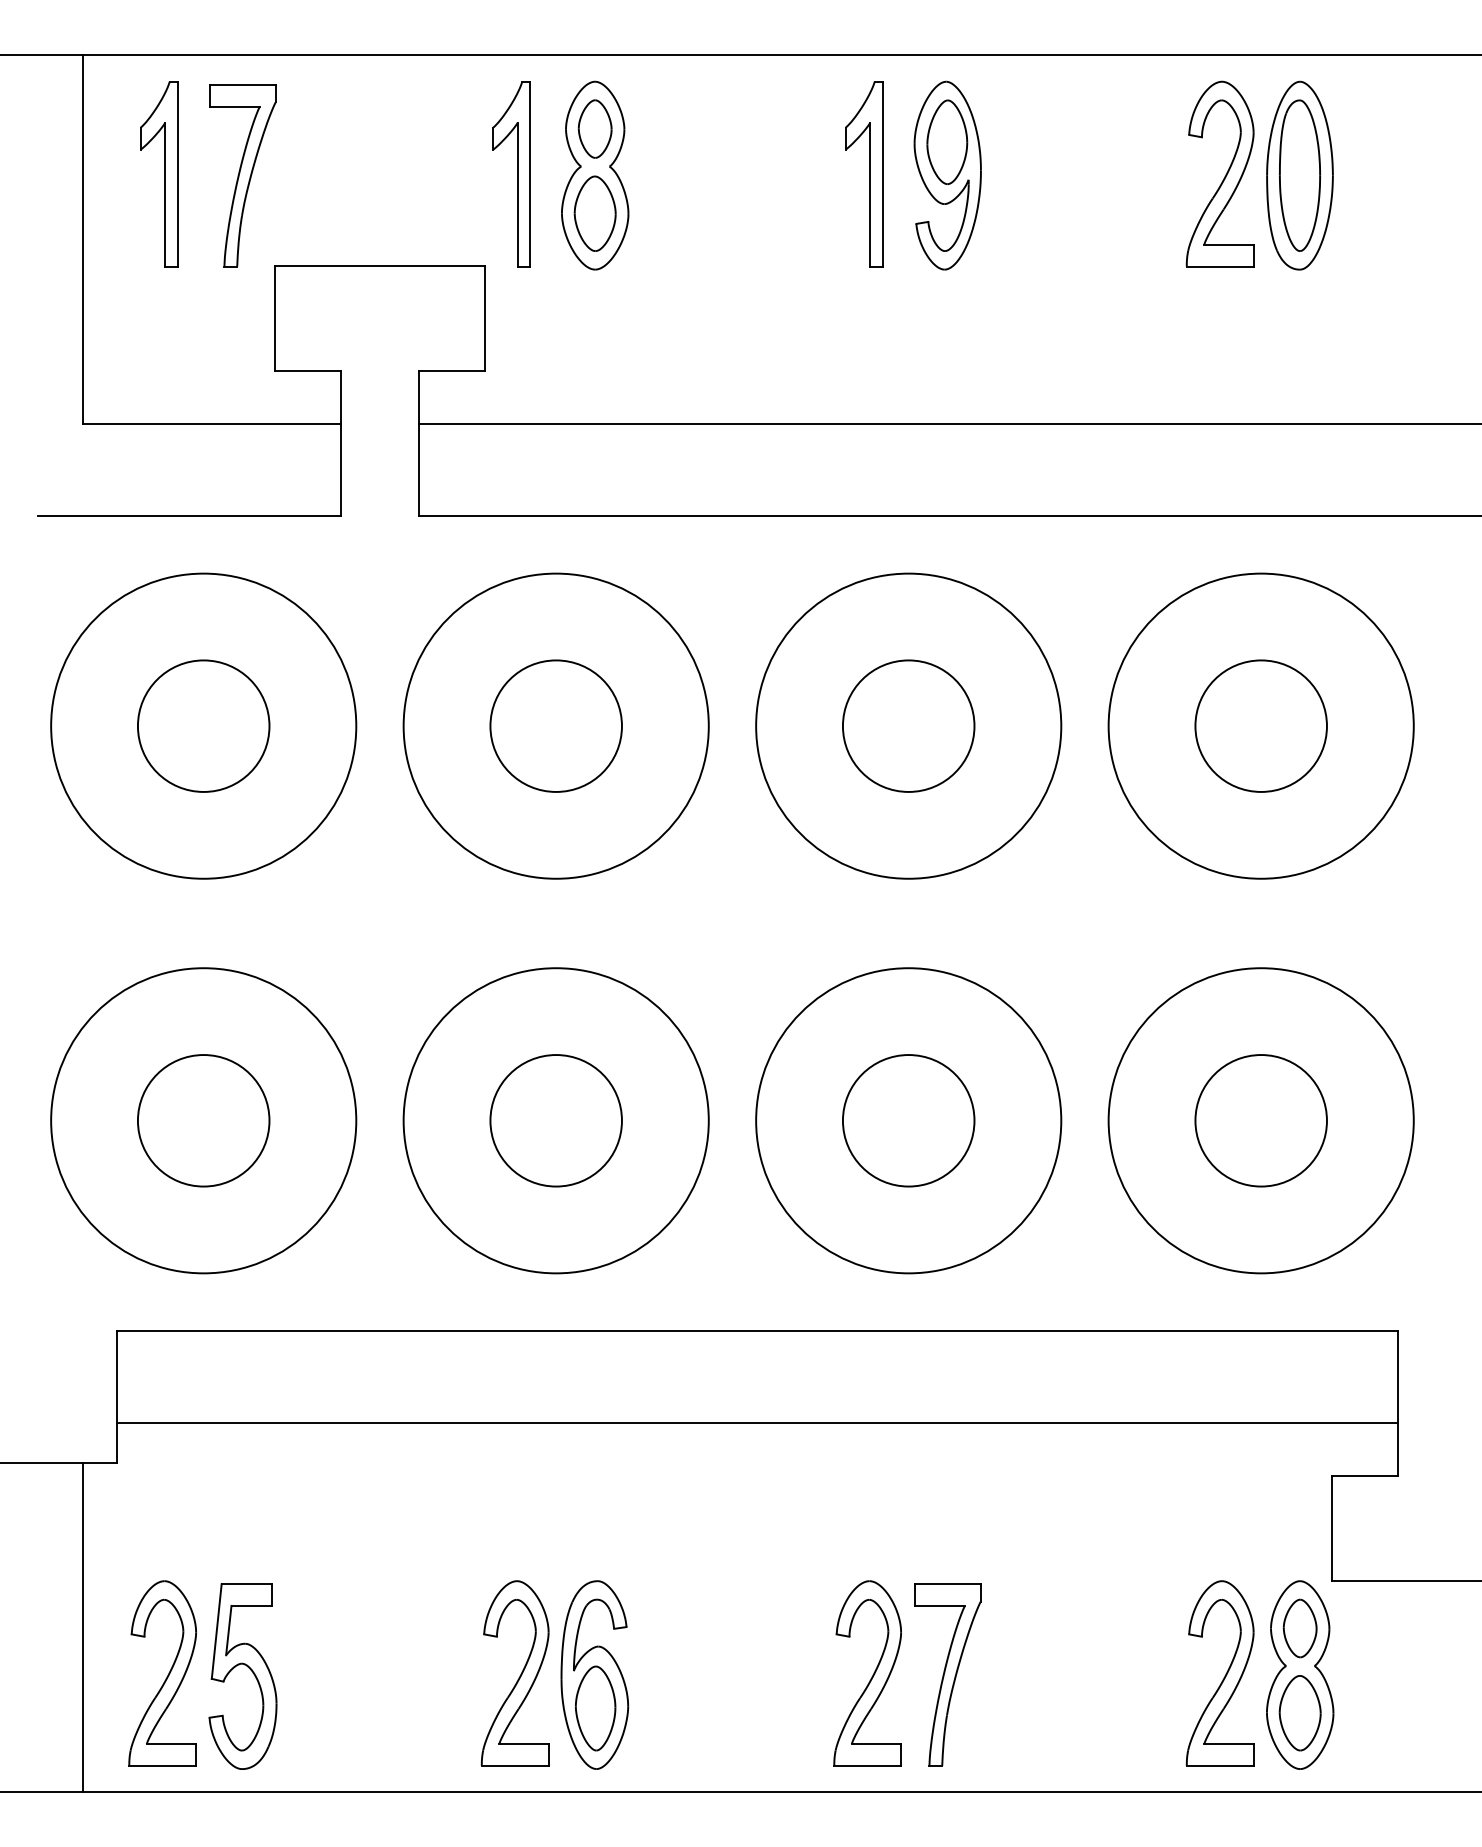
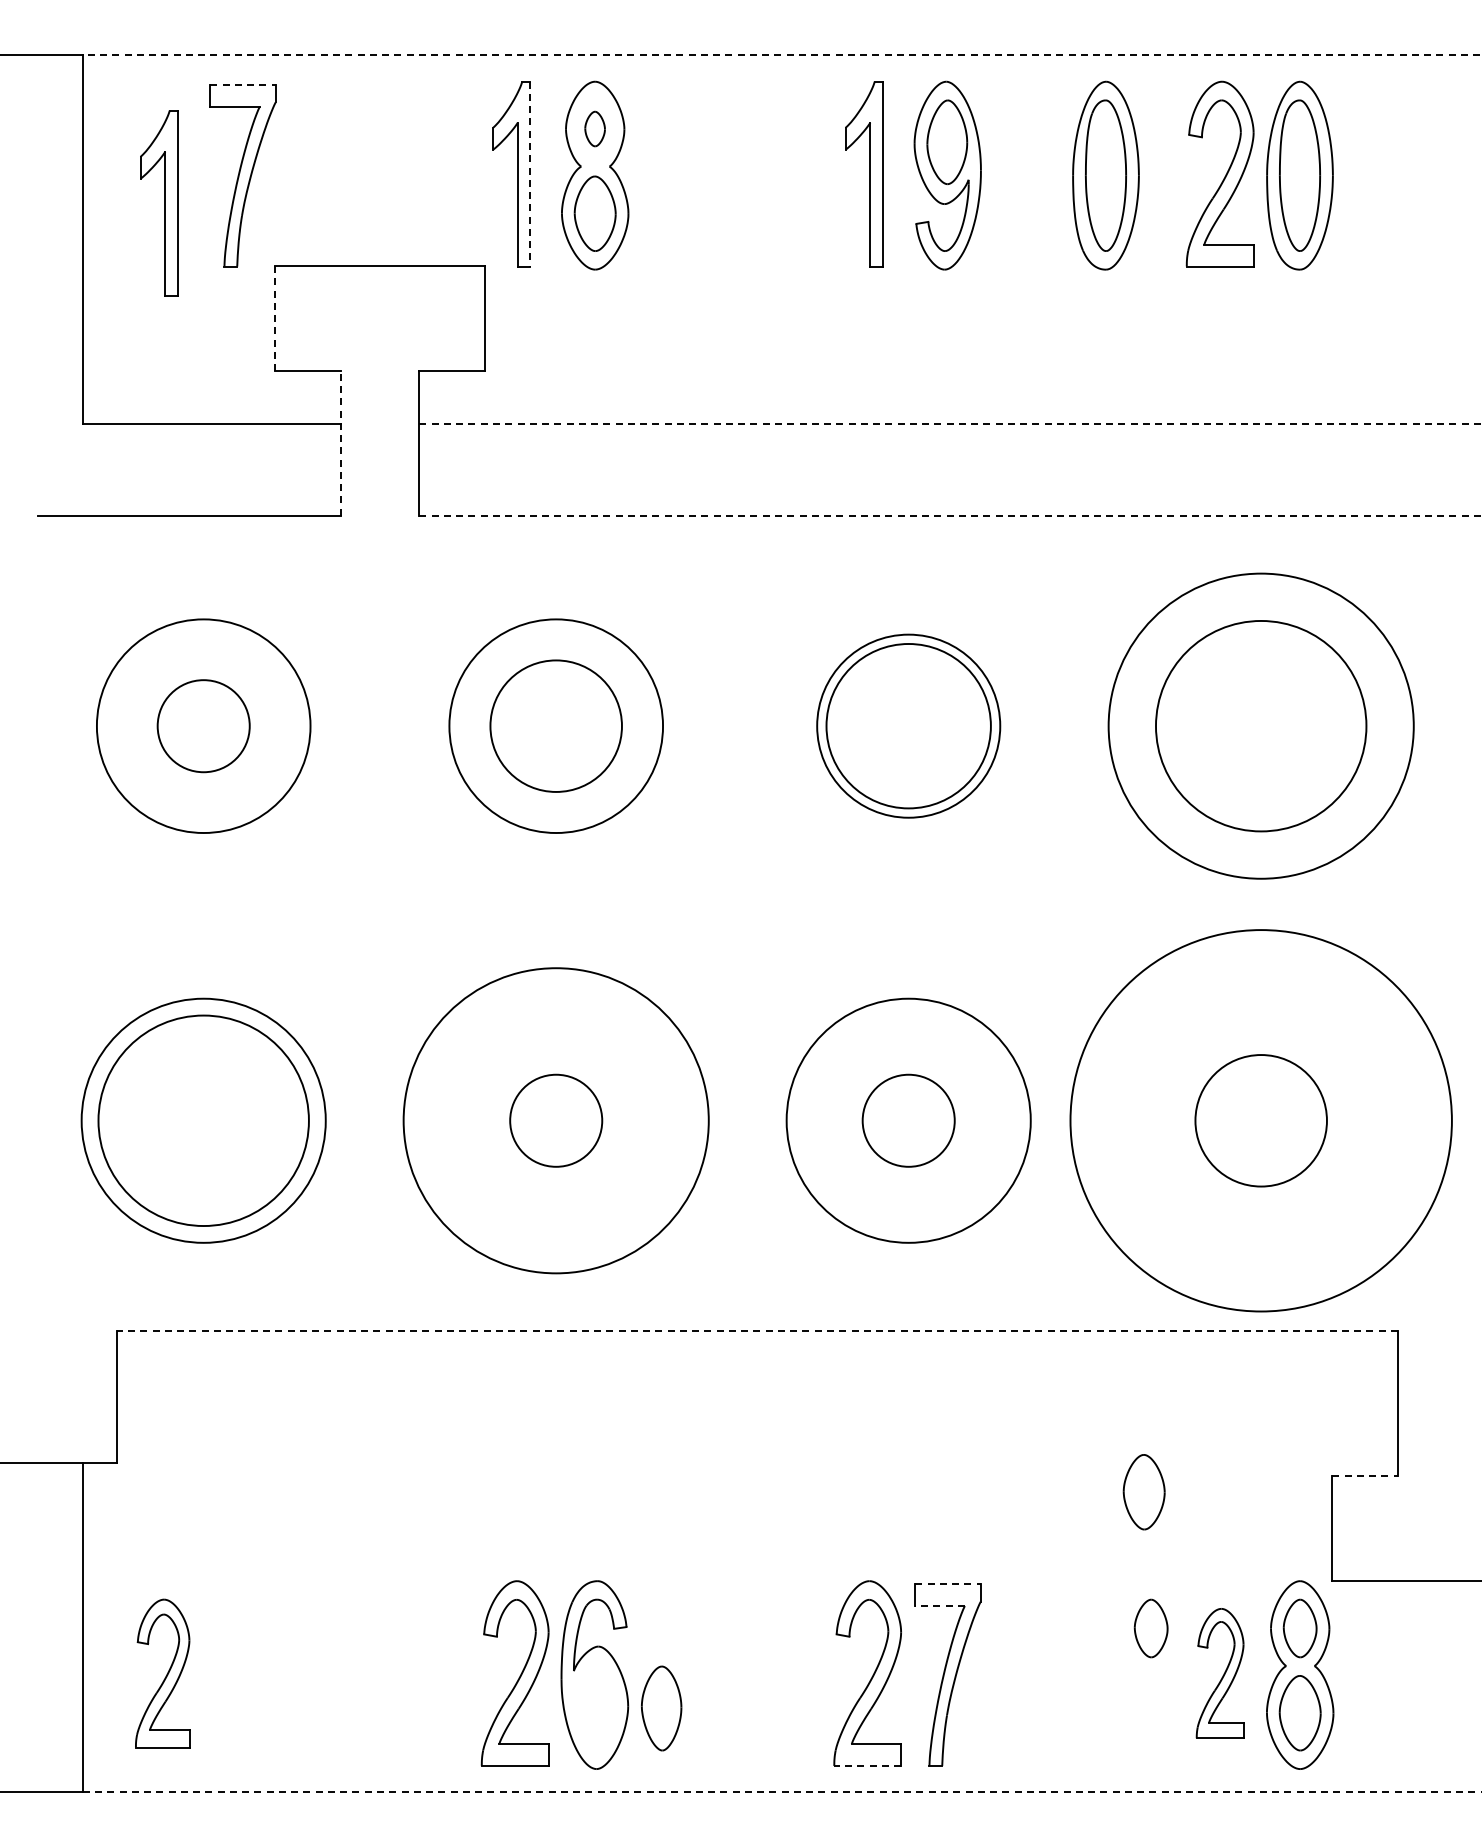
line: solid -> dashed (781, 55)
line: solid -> dashed (243, 84)
part size: 36x60 px -> 22x38 px (594, 128)
part position: (159, 174) -> (159, 203) (159, 203)
line: solid -> dashed (530, 174)
part: none -> present (1105, 175)
line: solid -> dashed (274, 318)
line: solid -> dashed (951, 423)
line: solid -> dashed (340, 442)
line: solid -> dashed (951, 515)
circle diameter: 132 px -> 92 px (203, 726)
circle diameter: 305 px -> 214 px (203, 726)
circle diameter: 305 px -> 214 px (556, 726)
circle diameter: 132 px -> 164 px (908, 726)
circle diameter: 305 px -> 183 px (908, 725)
circle diameter: 132 px -> 210 px (1260, 725)
circle diameter: 132 px -> 210 px (203, 1120)
circle diameter: 305 px -> 244 px (203, 1120)
circle diameter: 132 px -> 92 px (556, 1120)
circle diameter: 132 px -> 92 px (908, 1120)
circle diameter: 305 px -> 244 px (908, 1120)
circle diameter: 305 px -> 381 px (1260, 1120)
line: solid -> dashed (757, 1331)
line: present -> none (757, 1423)
line: solid -> dashed (1365, 1475)
part: none -> present (1143, 1492)
line: solid -> dashed (947, 1584)
line: solid -> dashed (940, 1606)
part: none -> present (1150, 1628)
part: present -> none (249, 1669)
part size: 69x187 px -> 56x151 px (162, 1673)
part size: 70x187 px -> 50x131 px (1219, 1673)
part position: (595, 1708) -> (661, 1708) (661, 1708)
line: solid -> dashed (867, 1766)
line: solid -> dashed (782, 1791)
